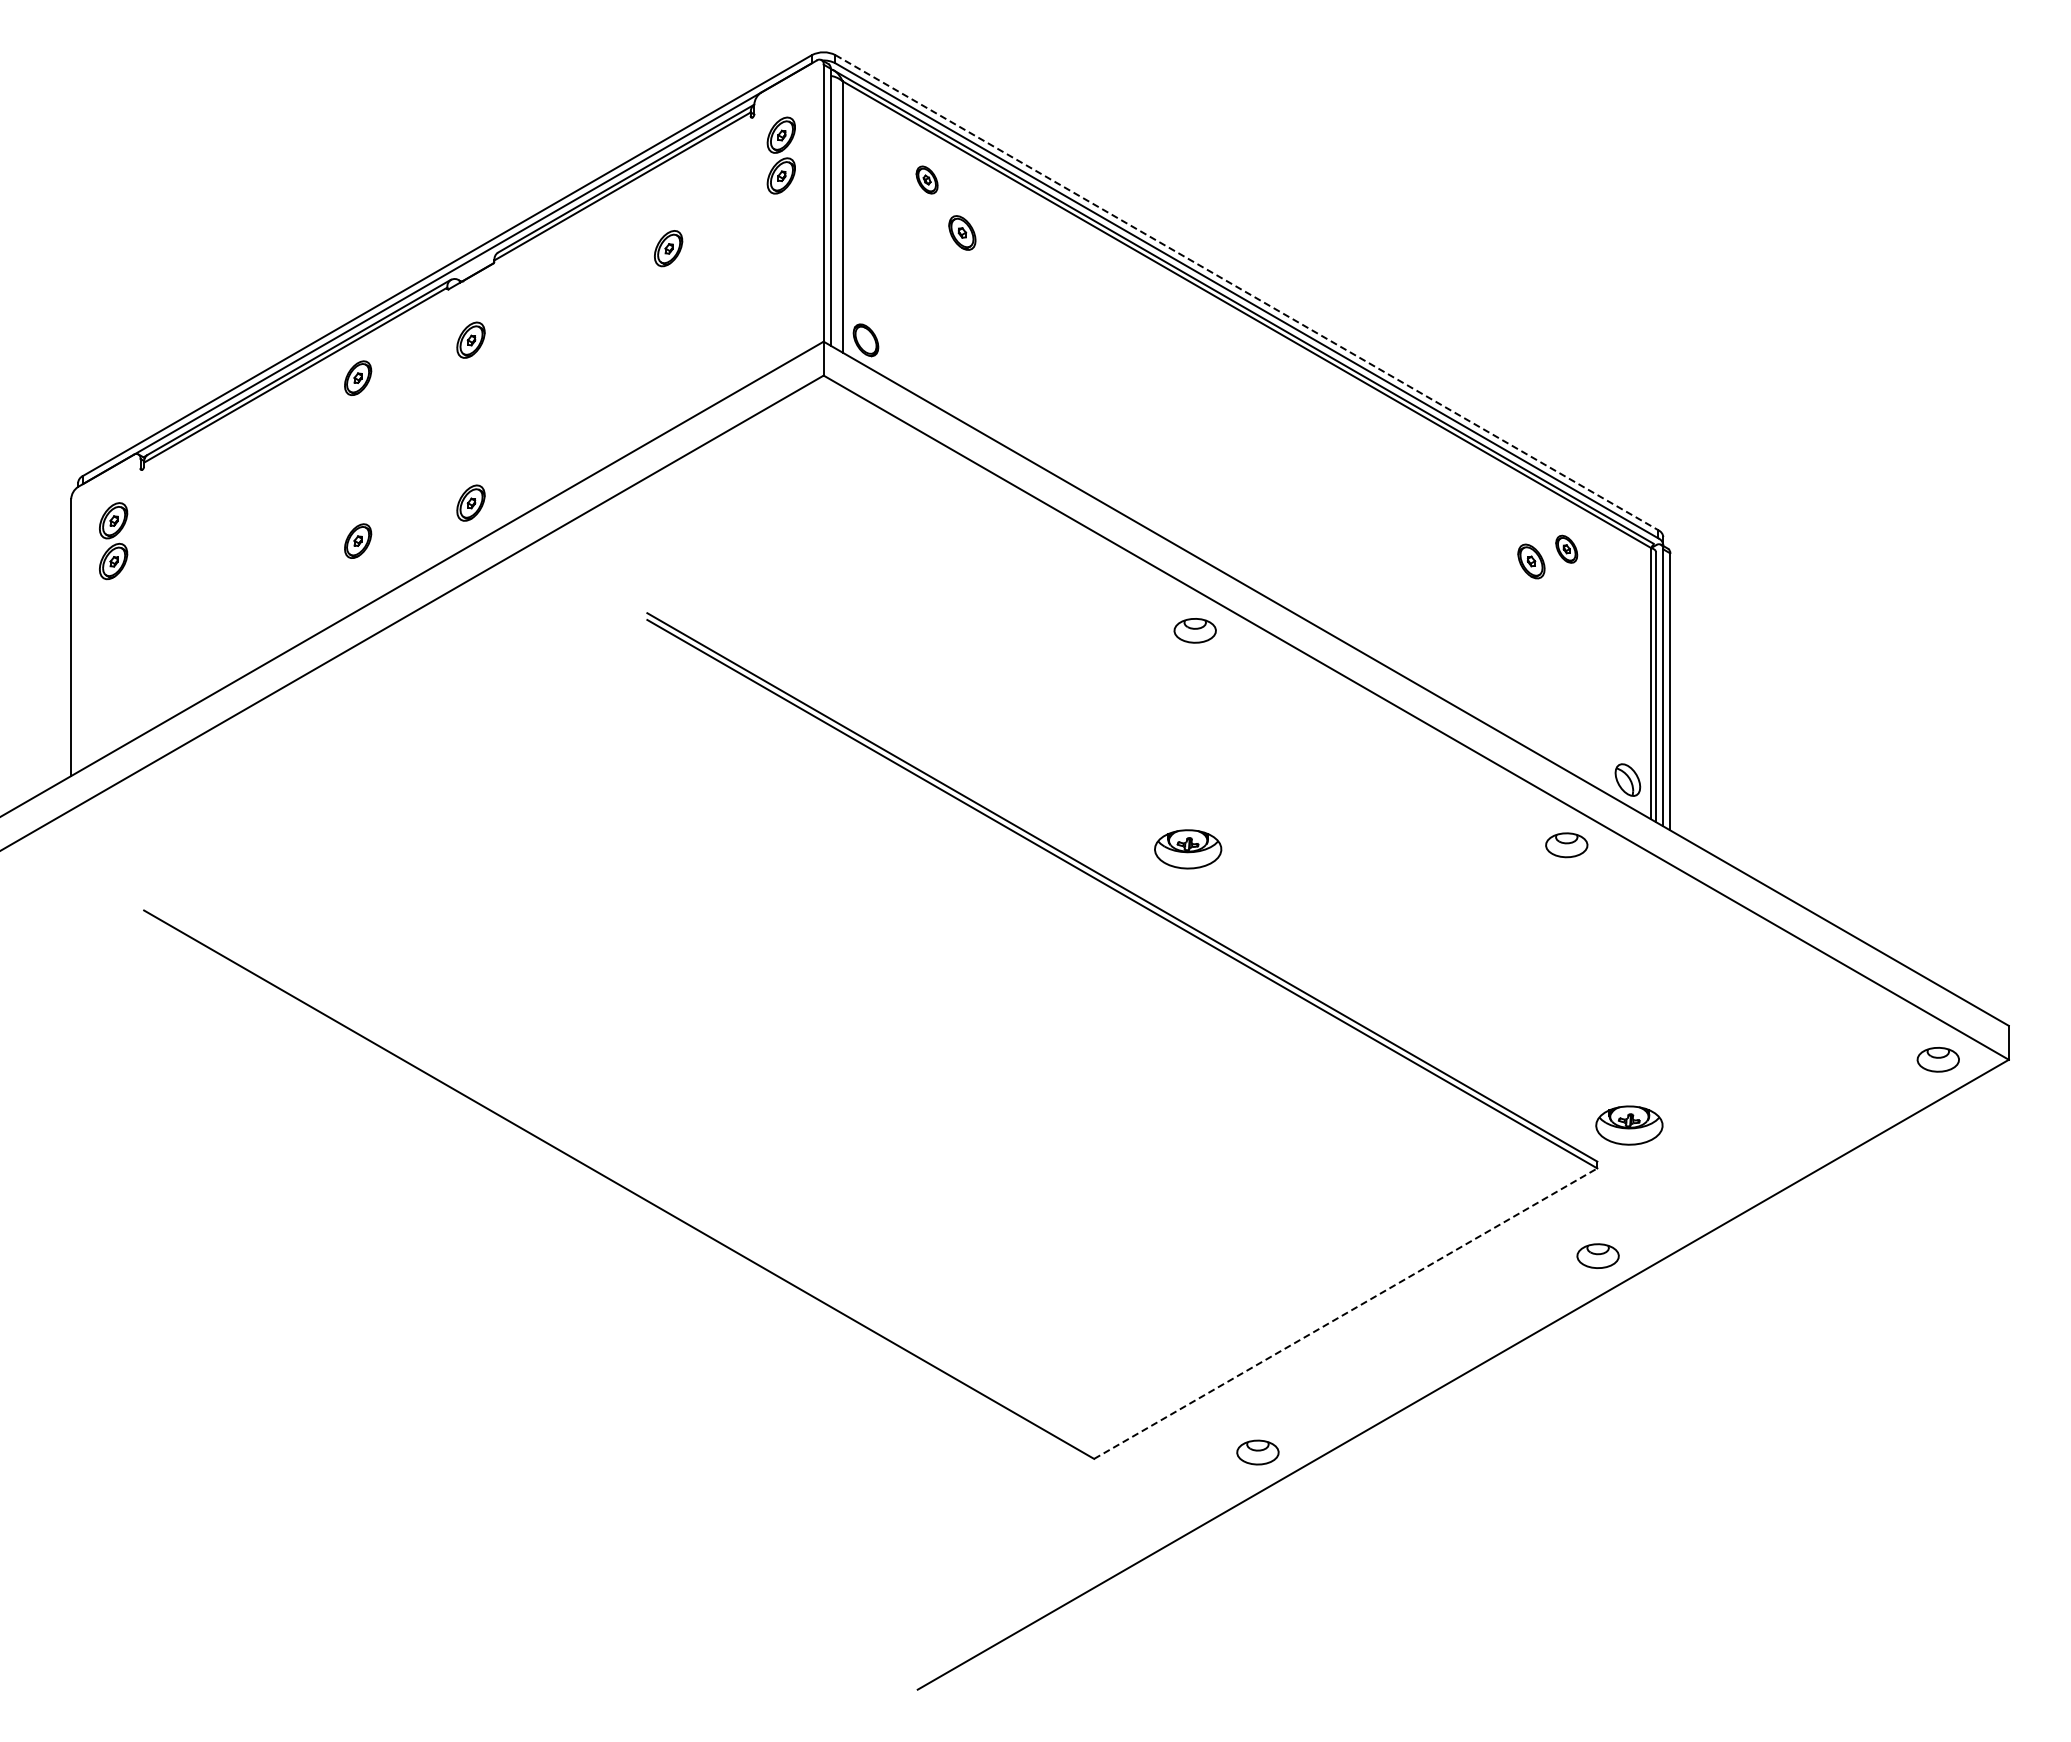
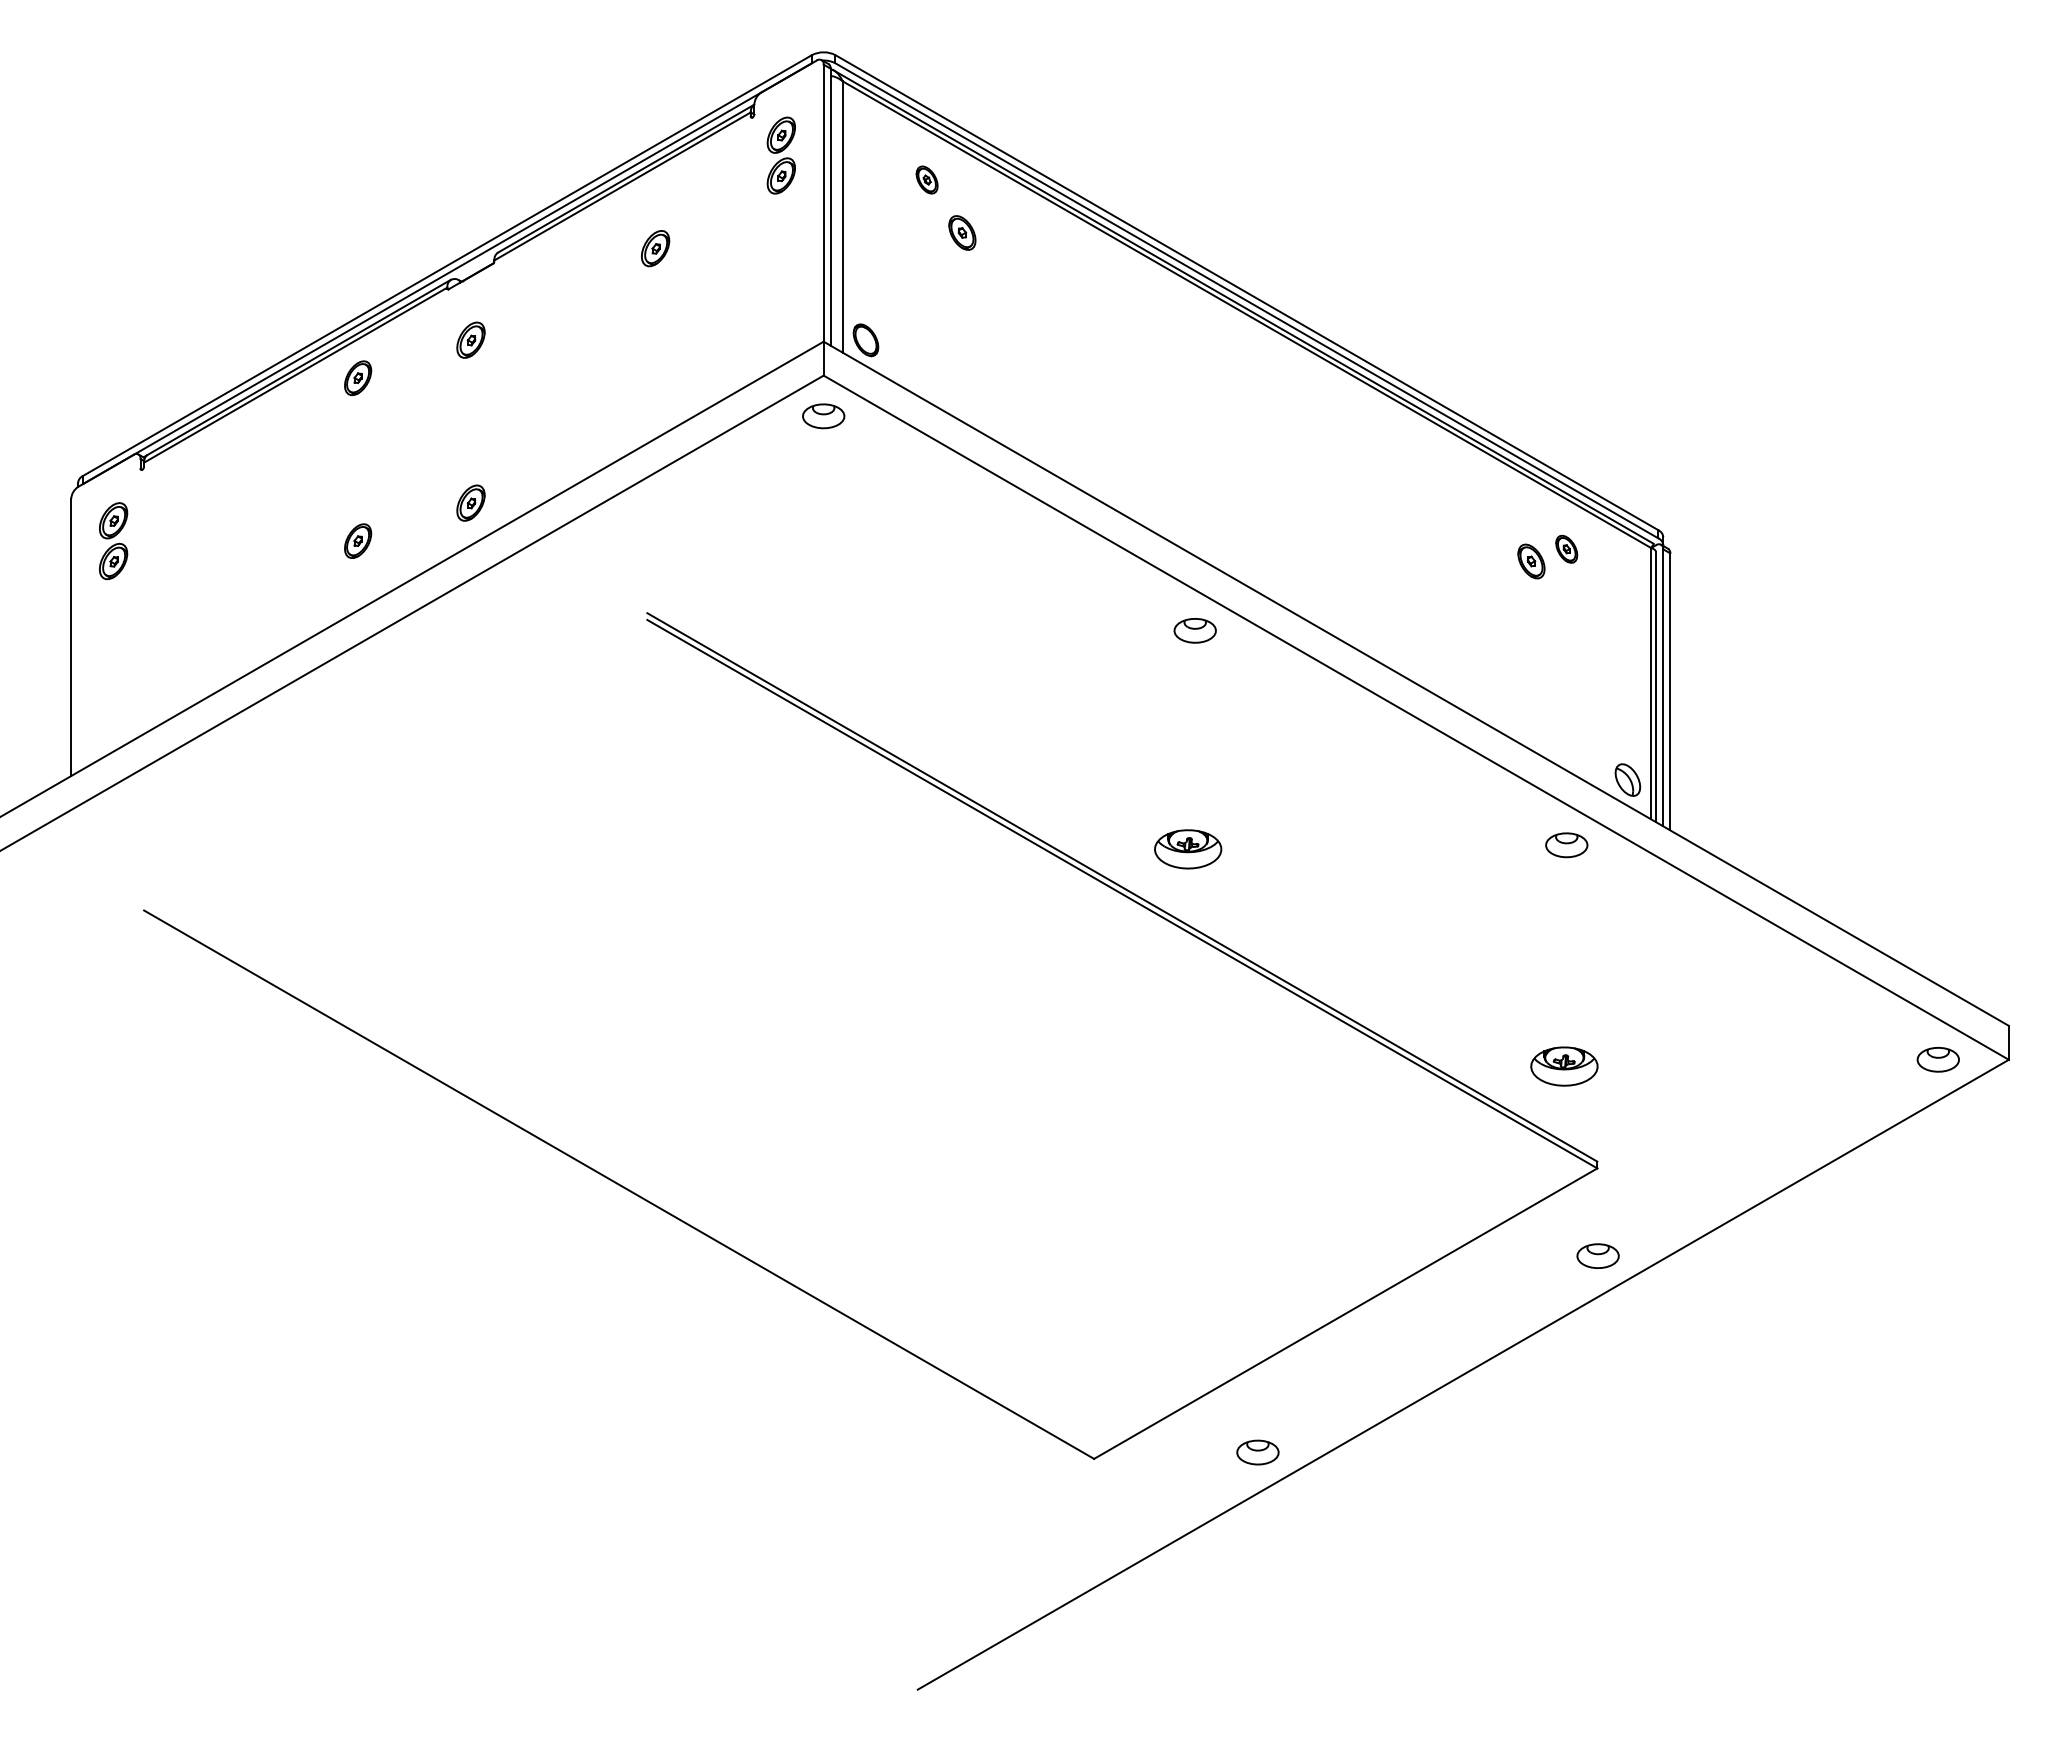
part position: (668, 248) -> (655, 248) (655, 248)
line: dashed -> solid (1247, 292)
part: none -> present (823, 416)
part position: (1629, 1125) -> (1564, 1066) (1564, 1066)
line: dashed -> solid (1345, 1313)
